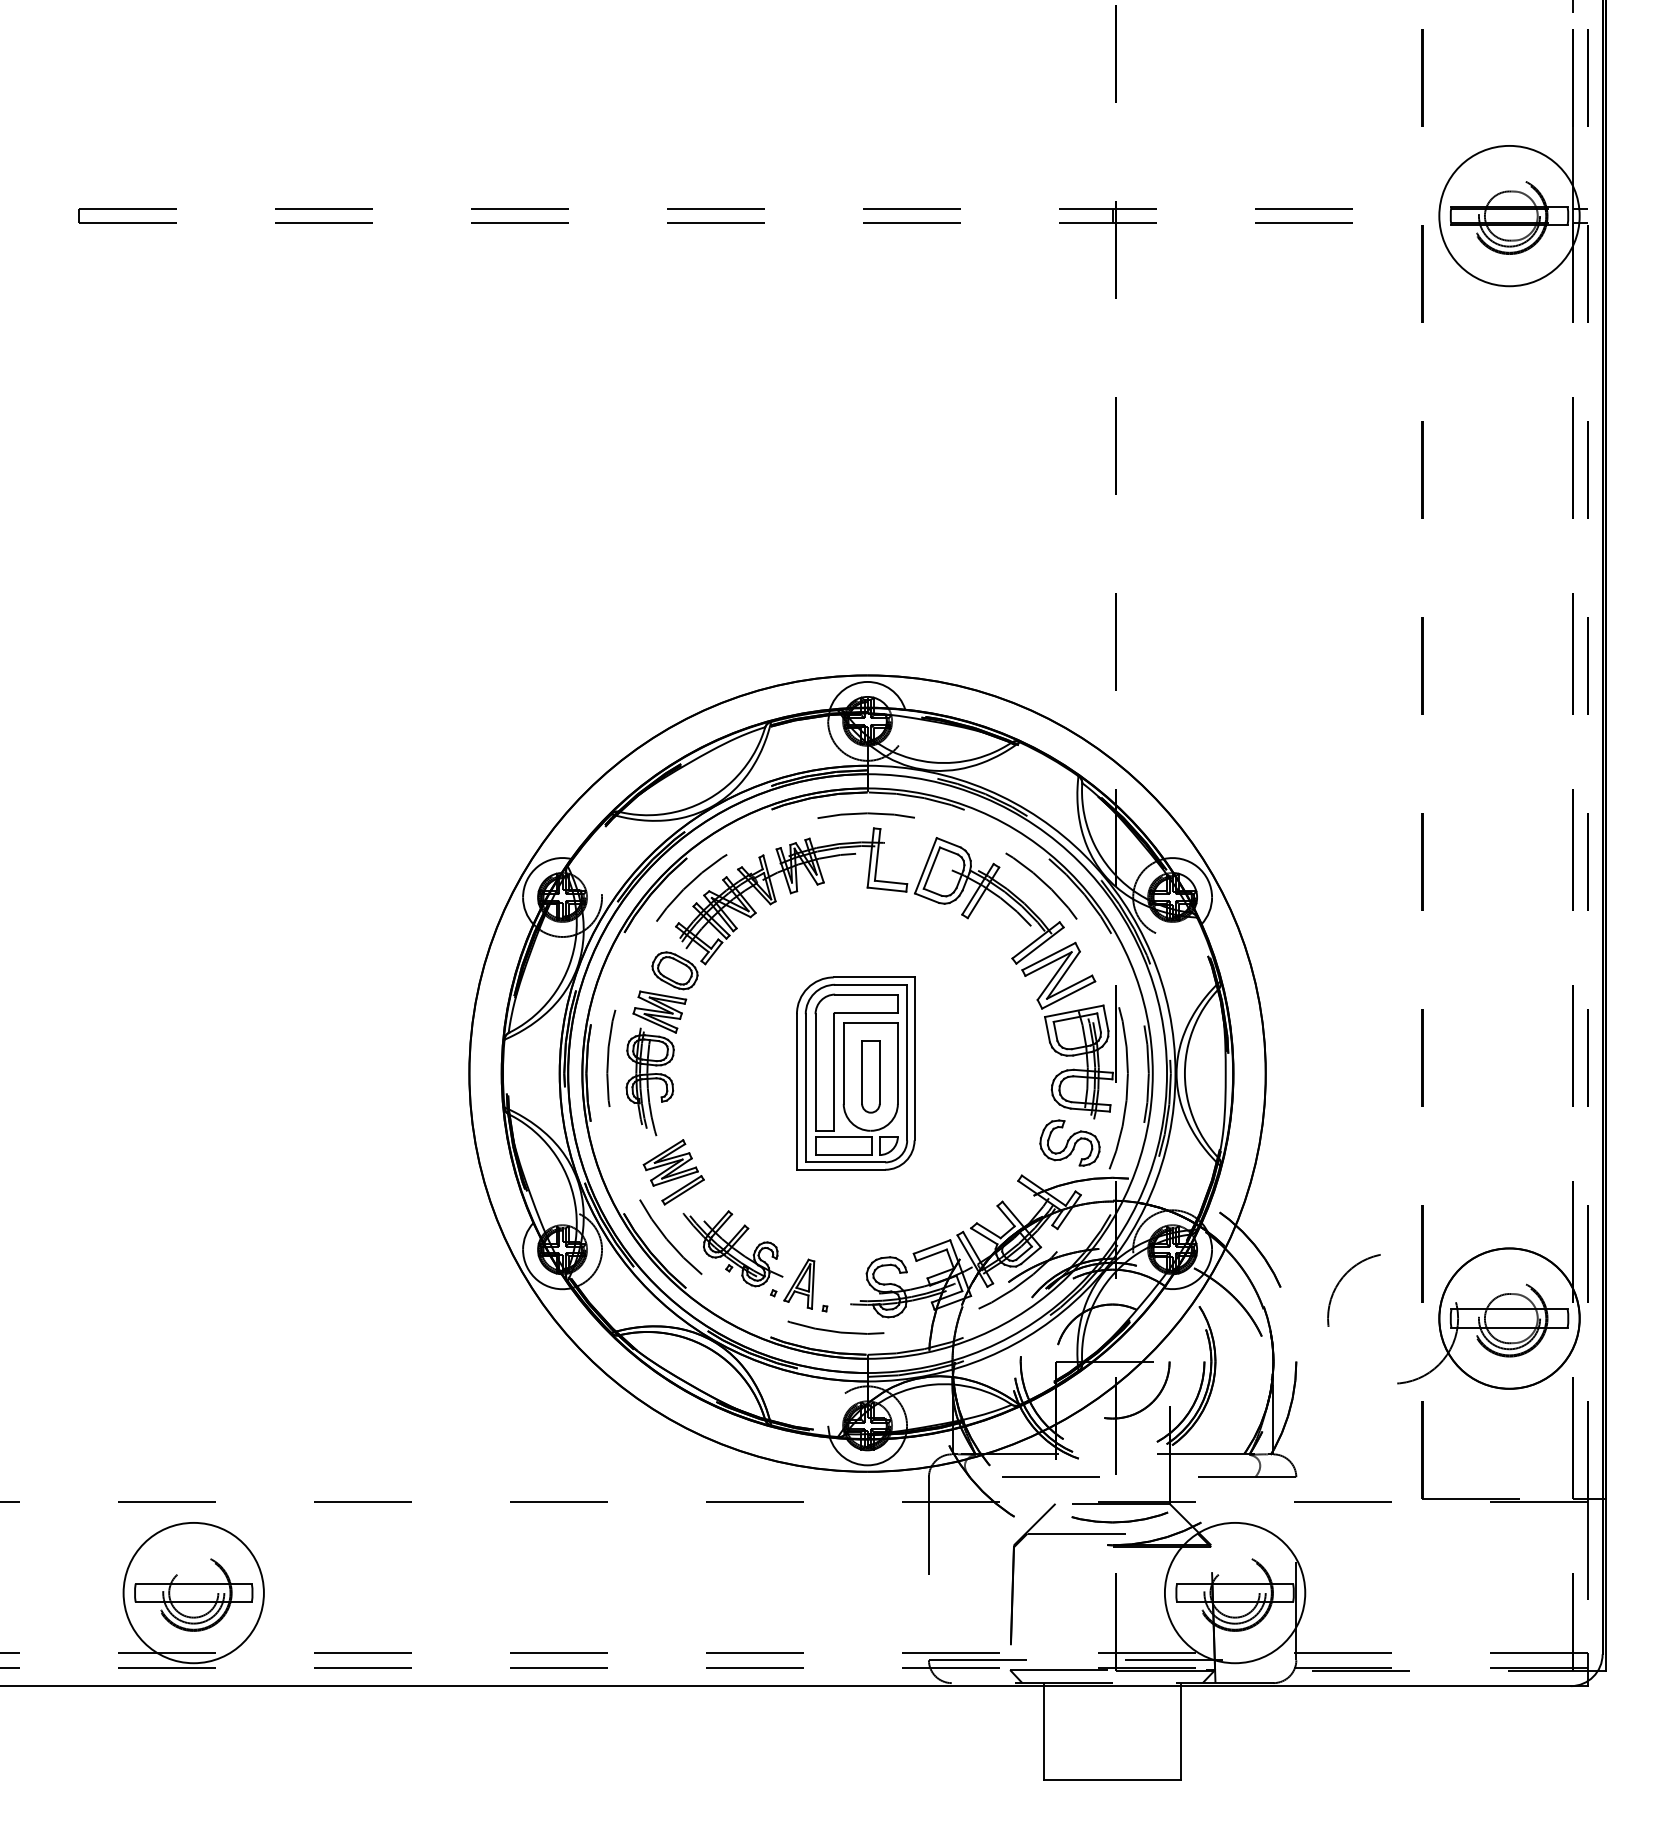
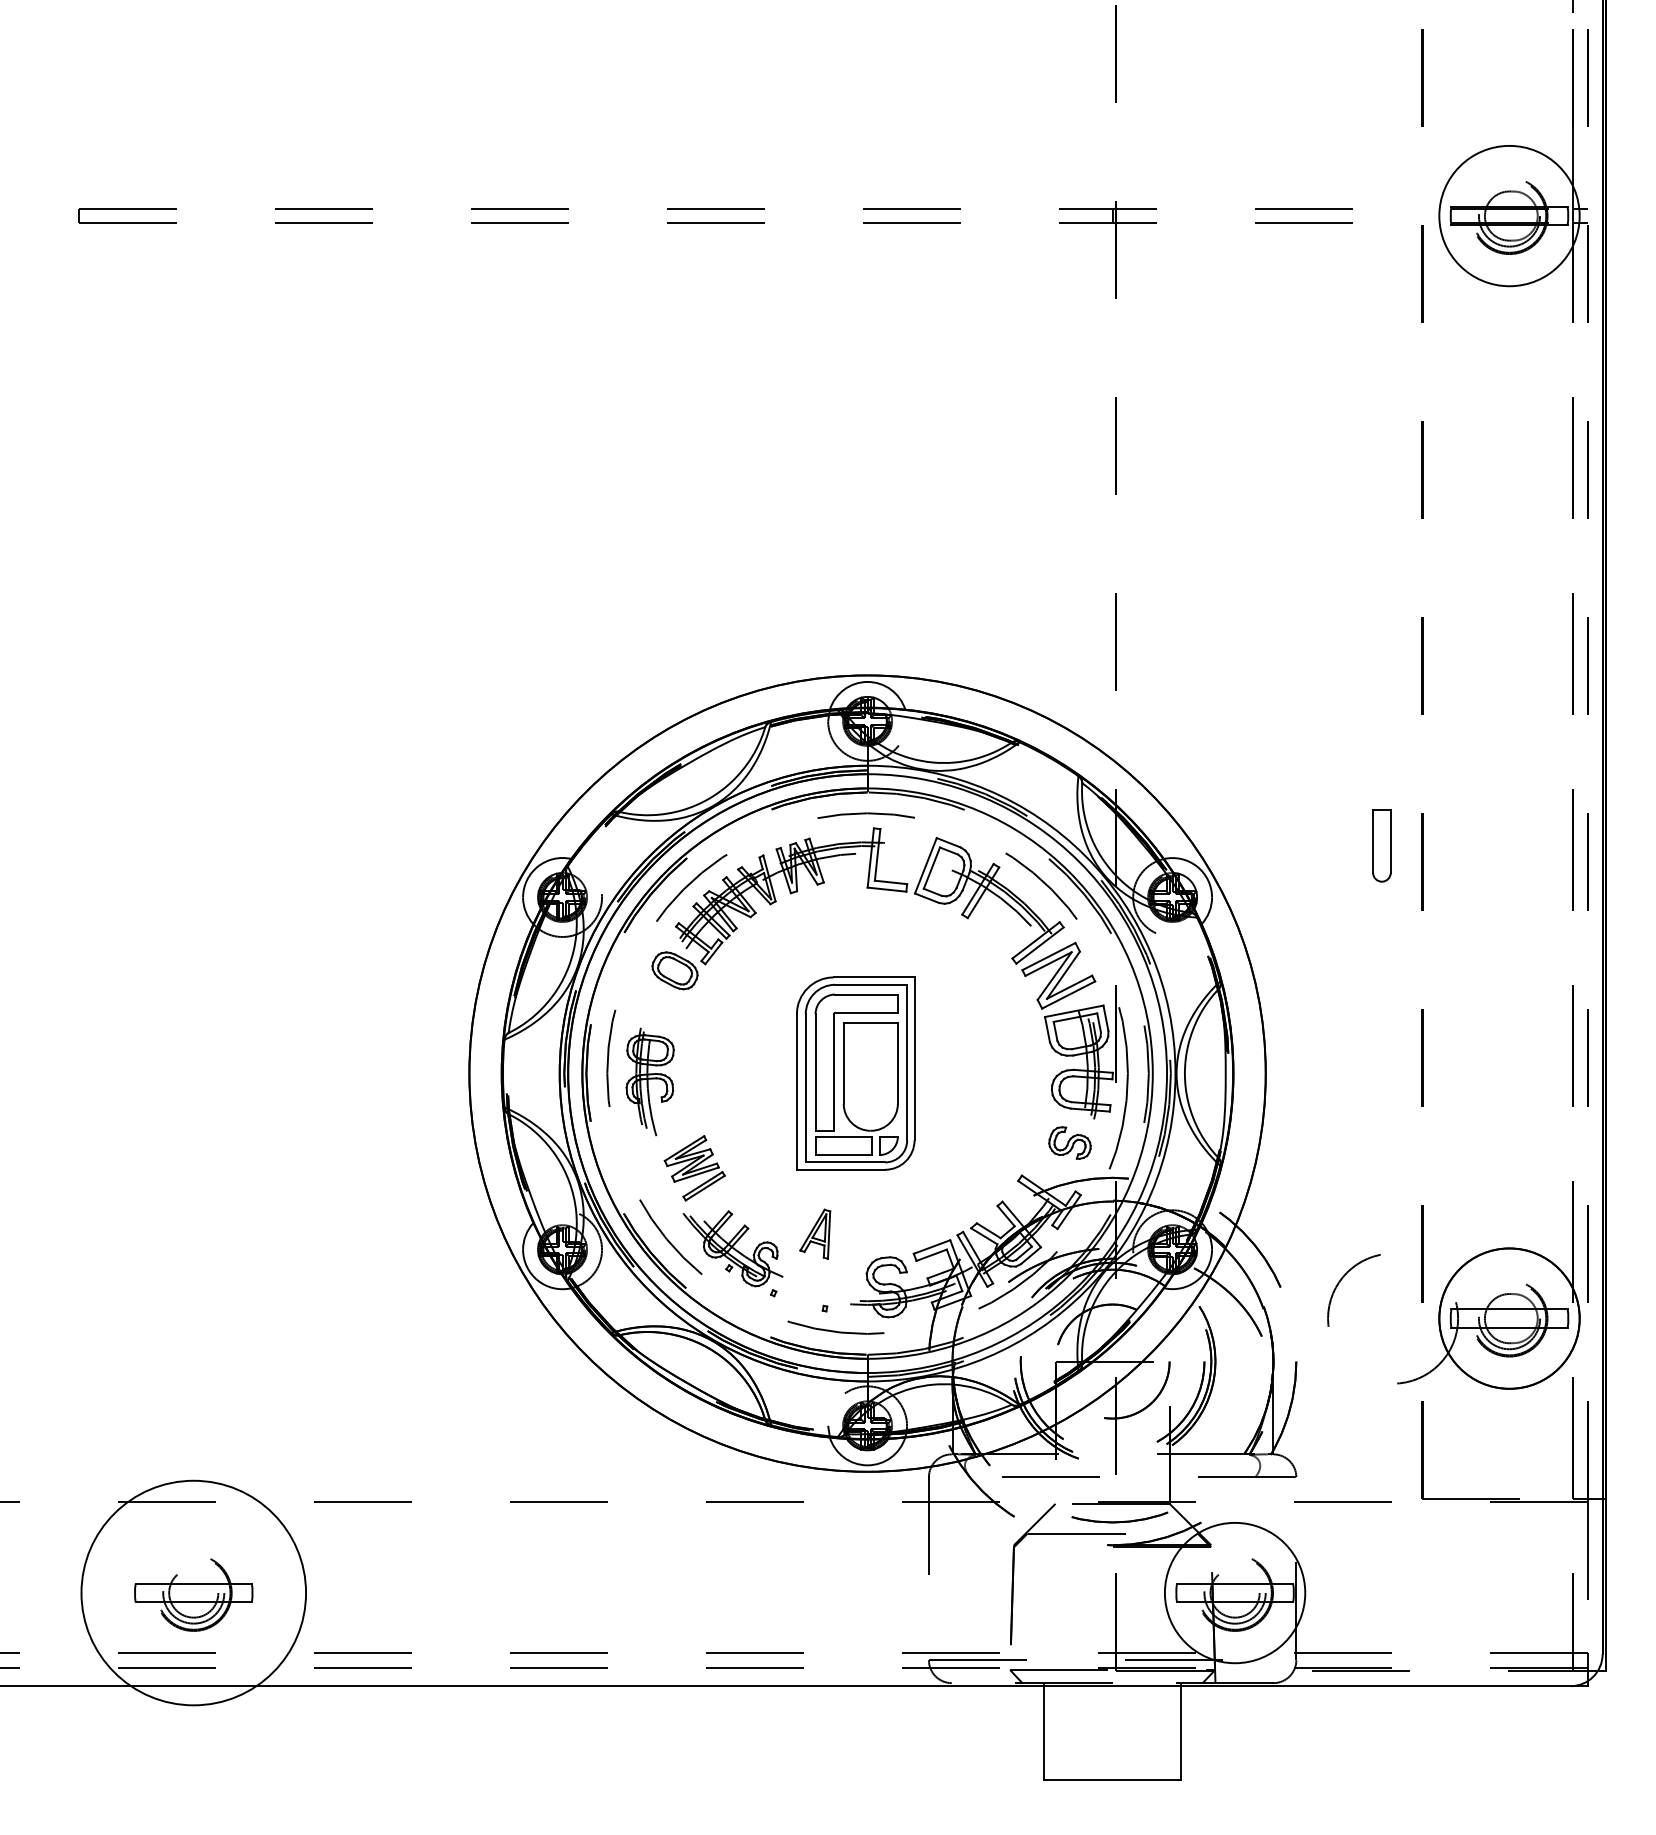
part: present -> none (659, 1011)
part position: (870, 1076) -> (1381, 845) (1381, 845)
part size: 62x48 px -> 44x34 px (1069, 1142)
part position: (673, 1172) -> (694, 1168) (694, 1168)
part position: (799, 1283) -> (815, 1233) (815, 1233)
circle diameter: 140 px -> 225 px (193, 1592)
